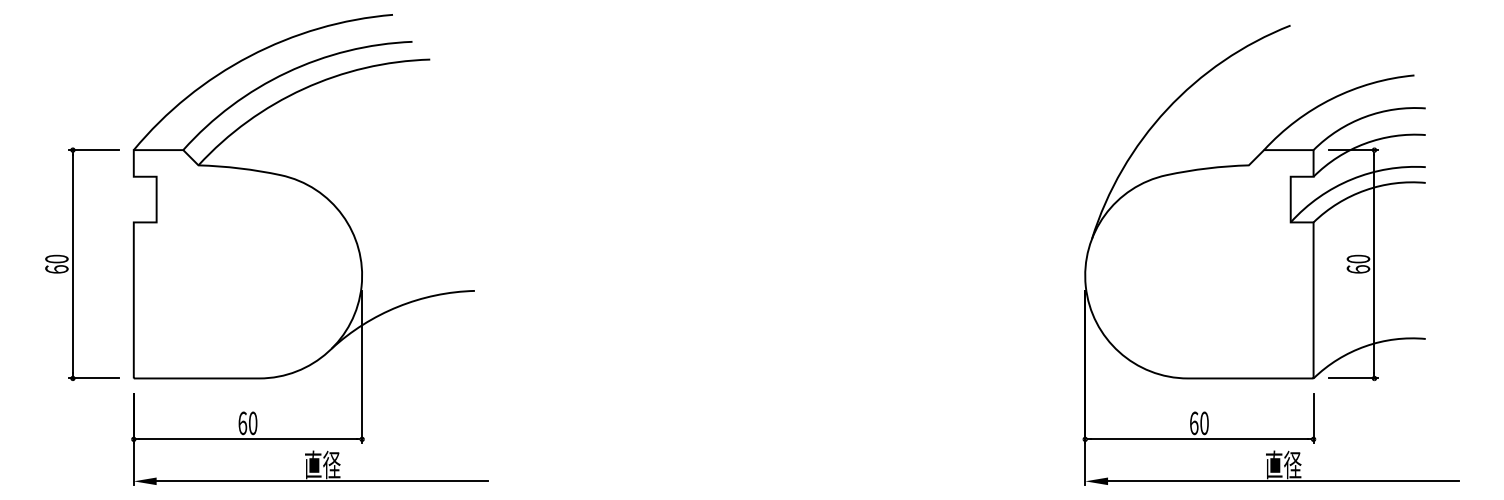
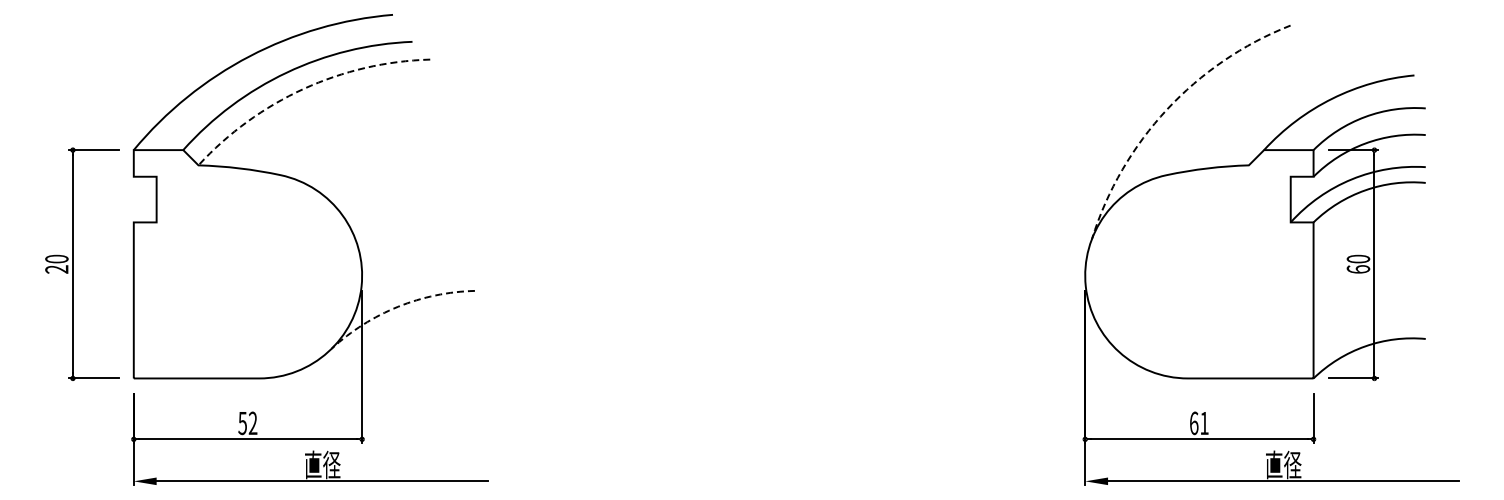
arc: solid -> dashed (303, 88)
arc: solid -> dashed (1166, 109)
text: 60 -> 20 (56, 269)
arc: solid -> dashed (398, 306)
text: 60 -> 52 (247, 423)
text: 60 -> 61 (1204, 423)
